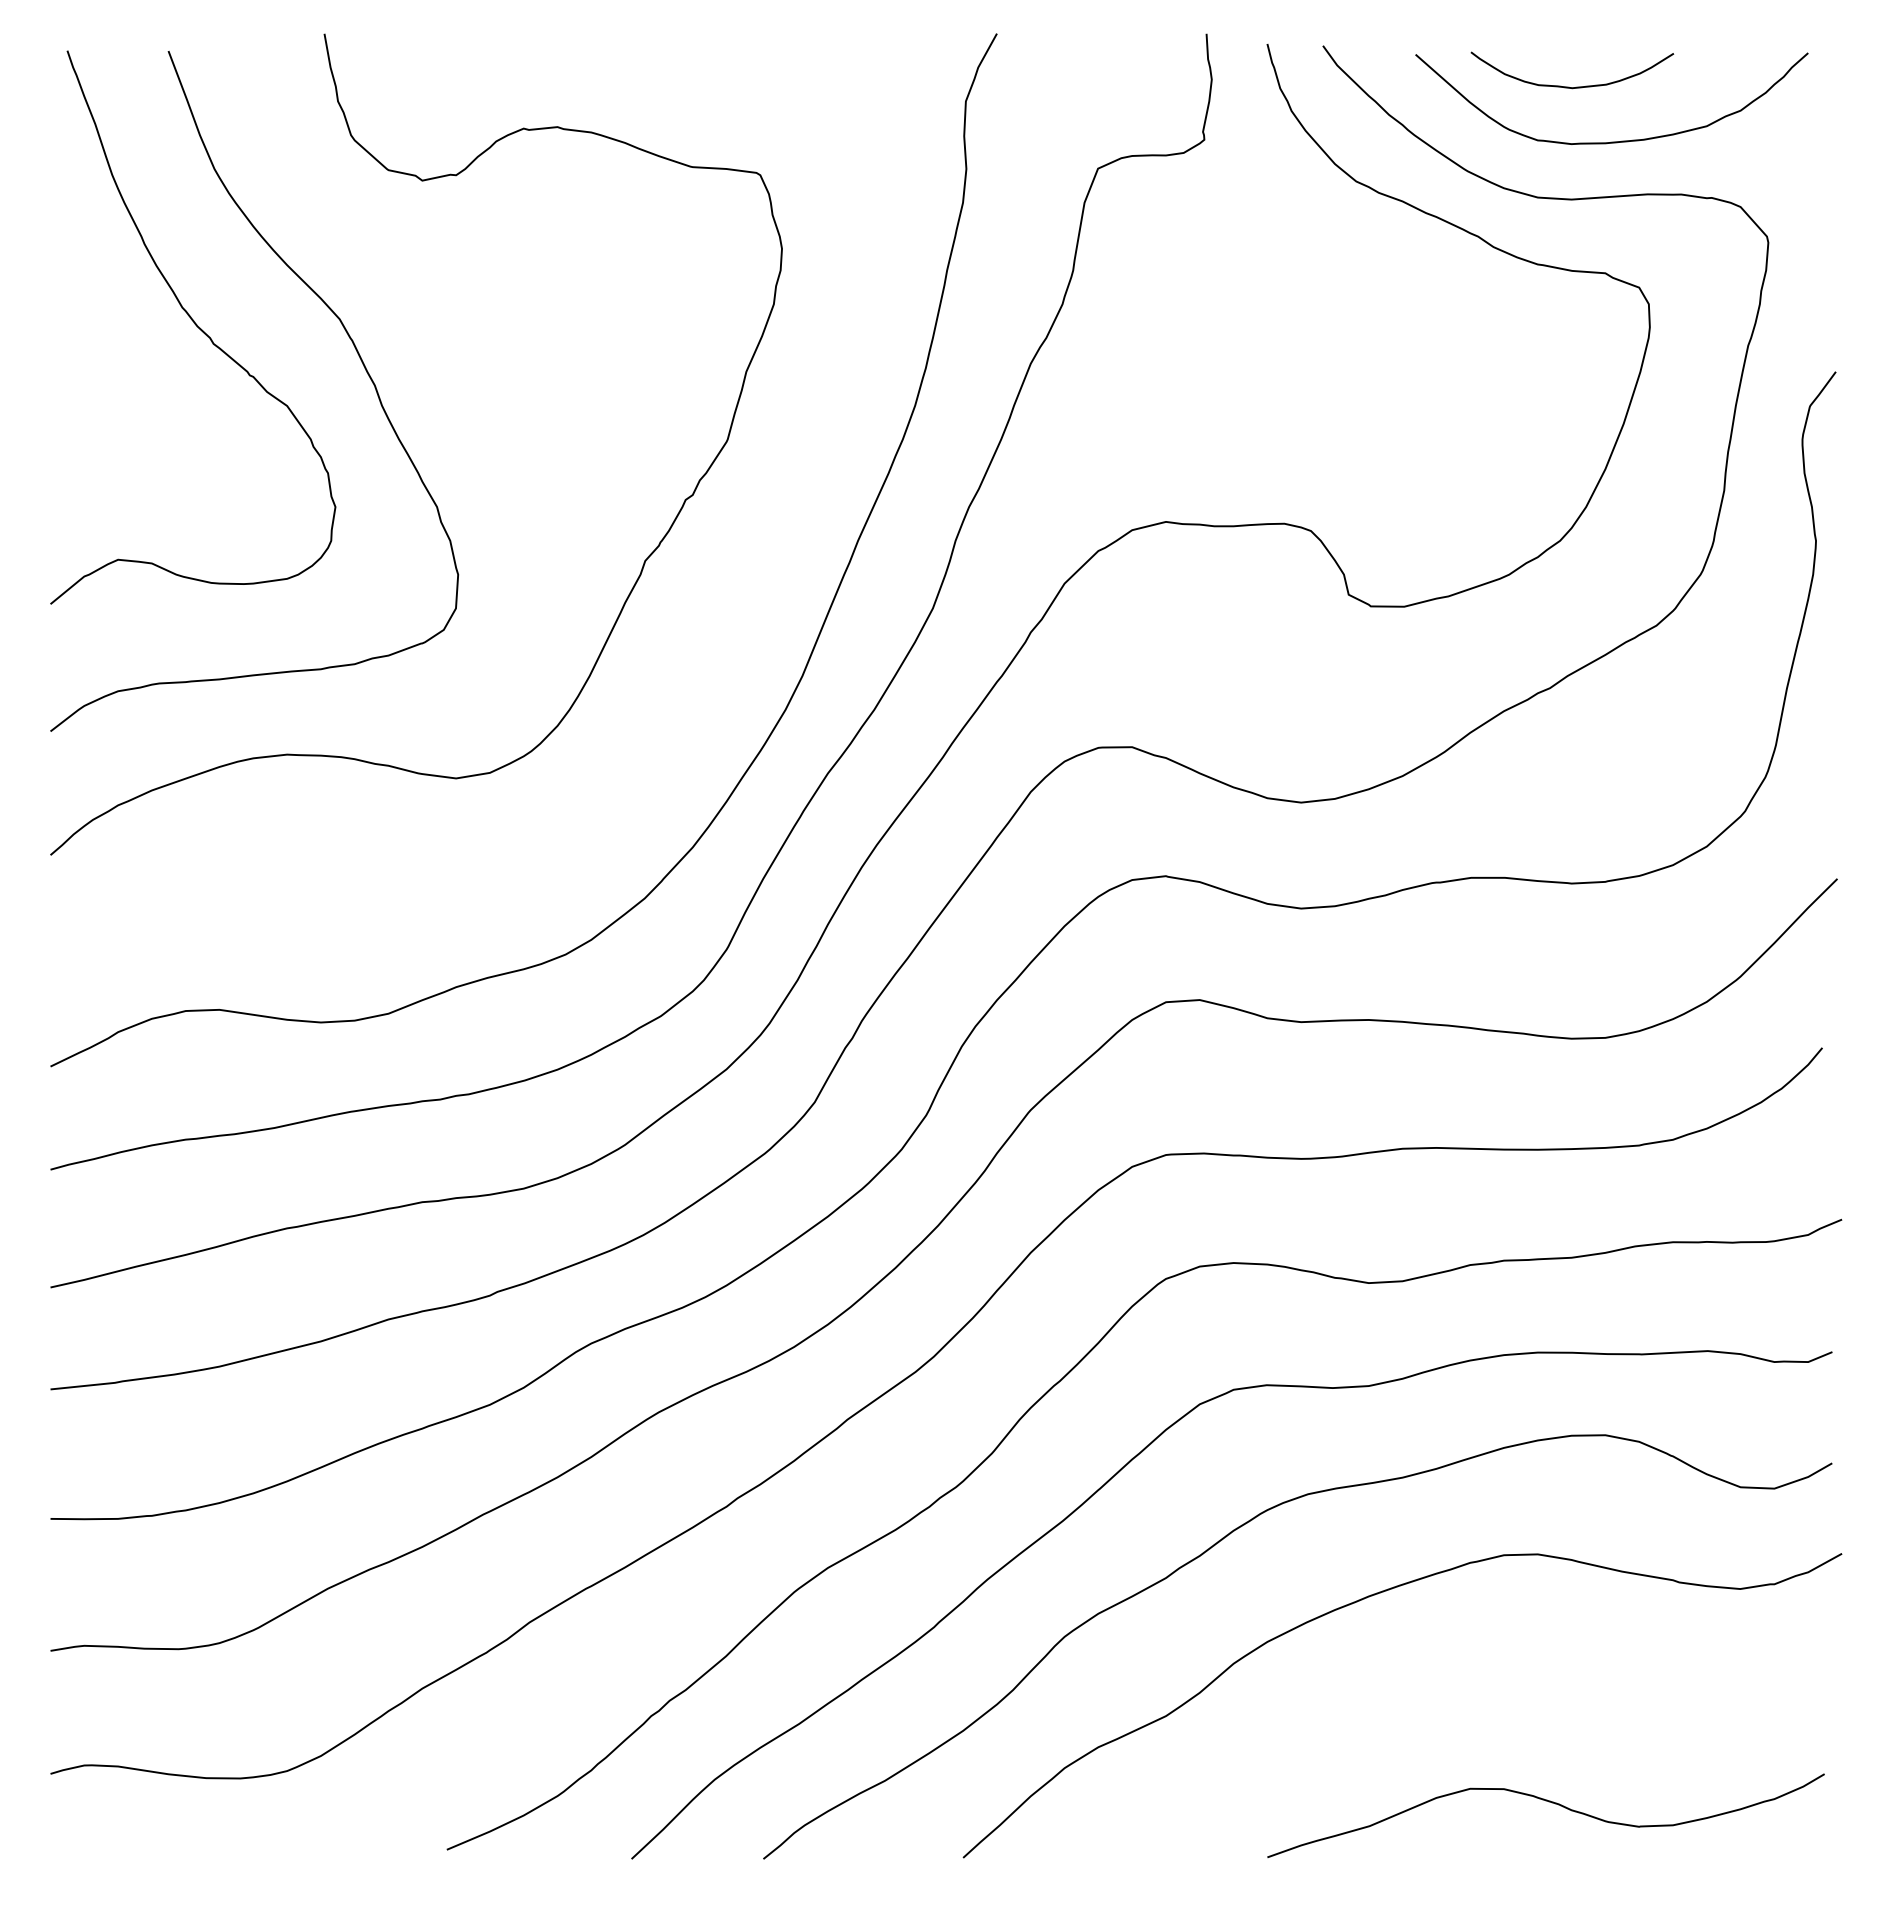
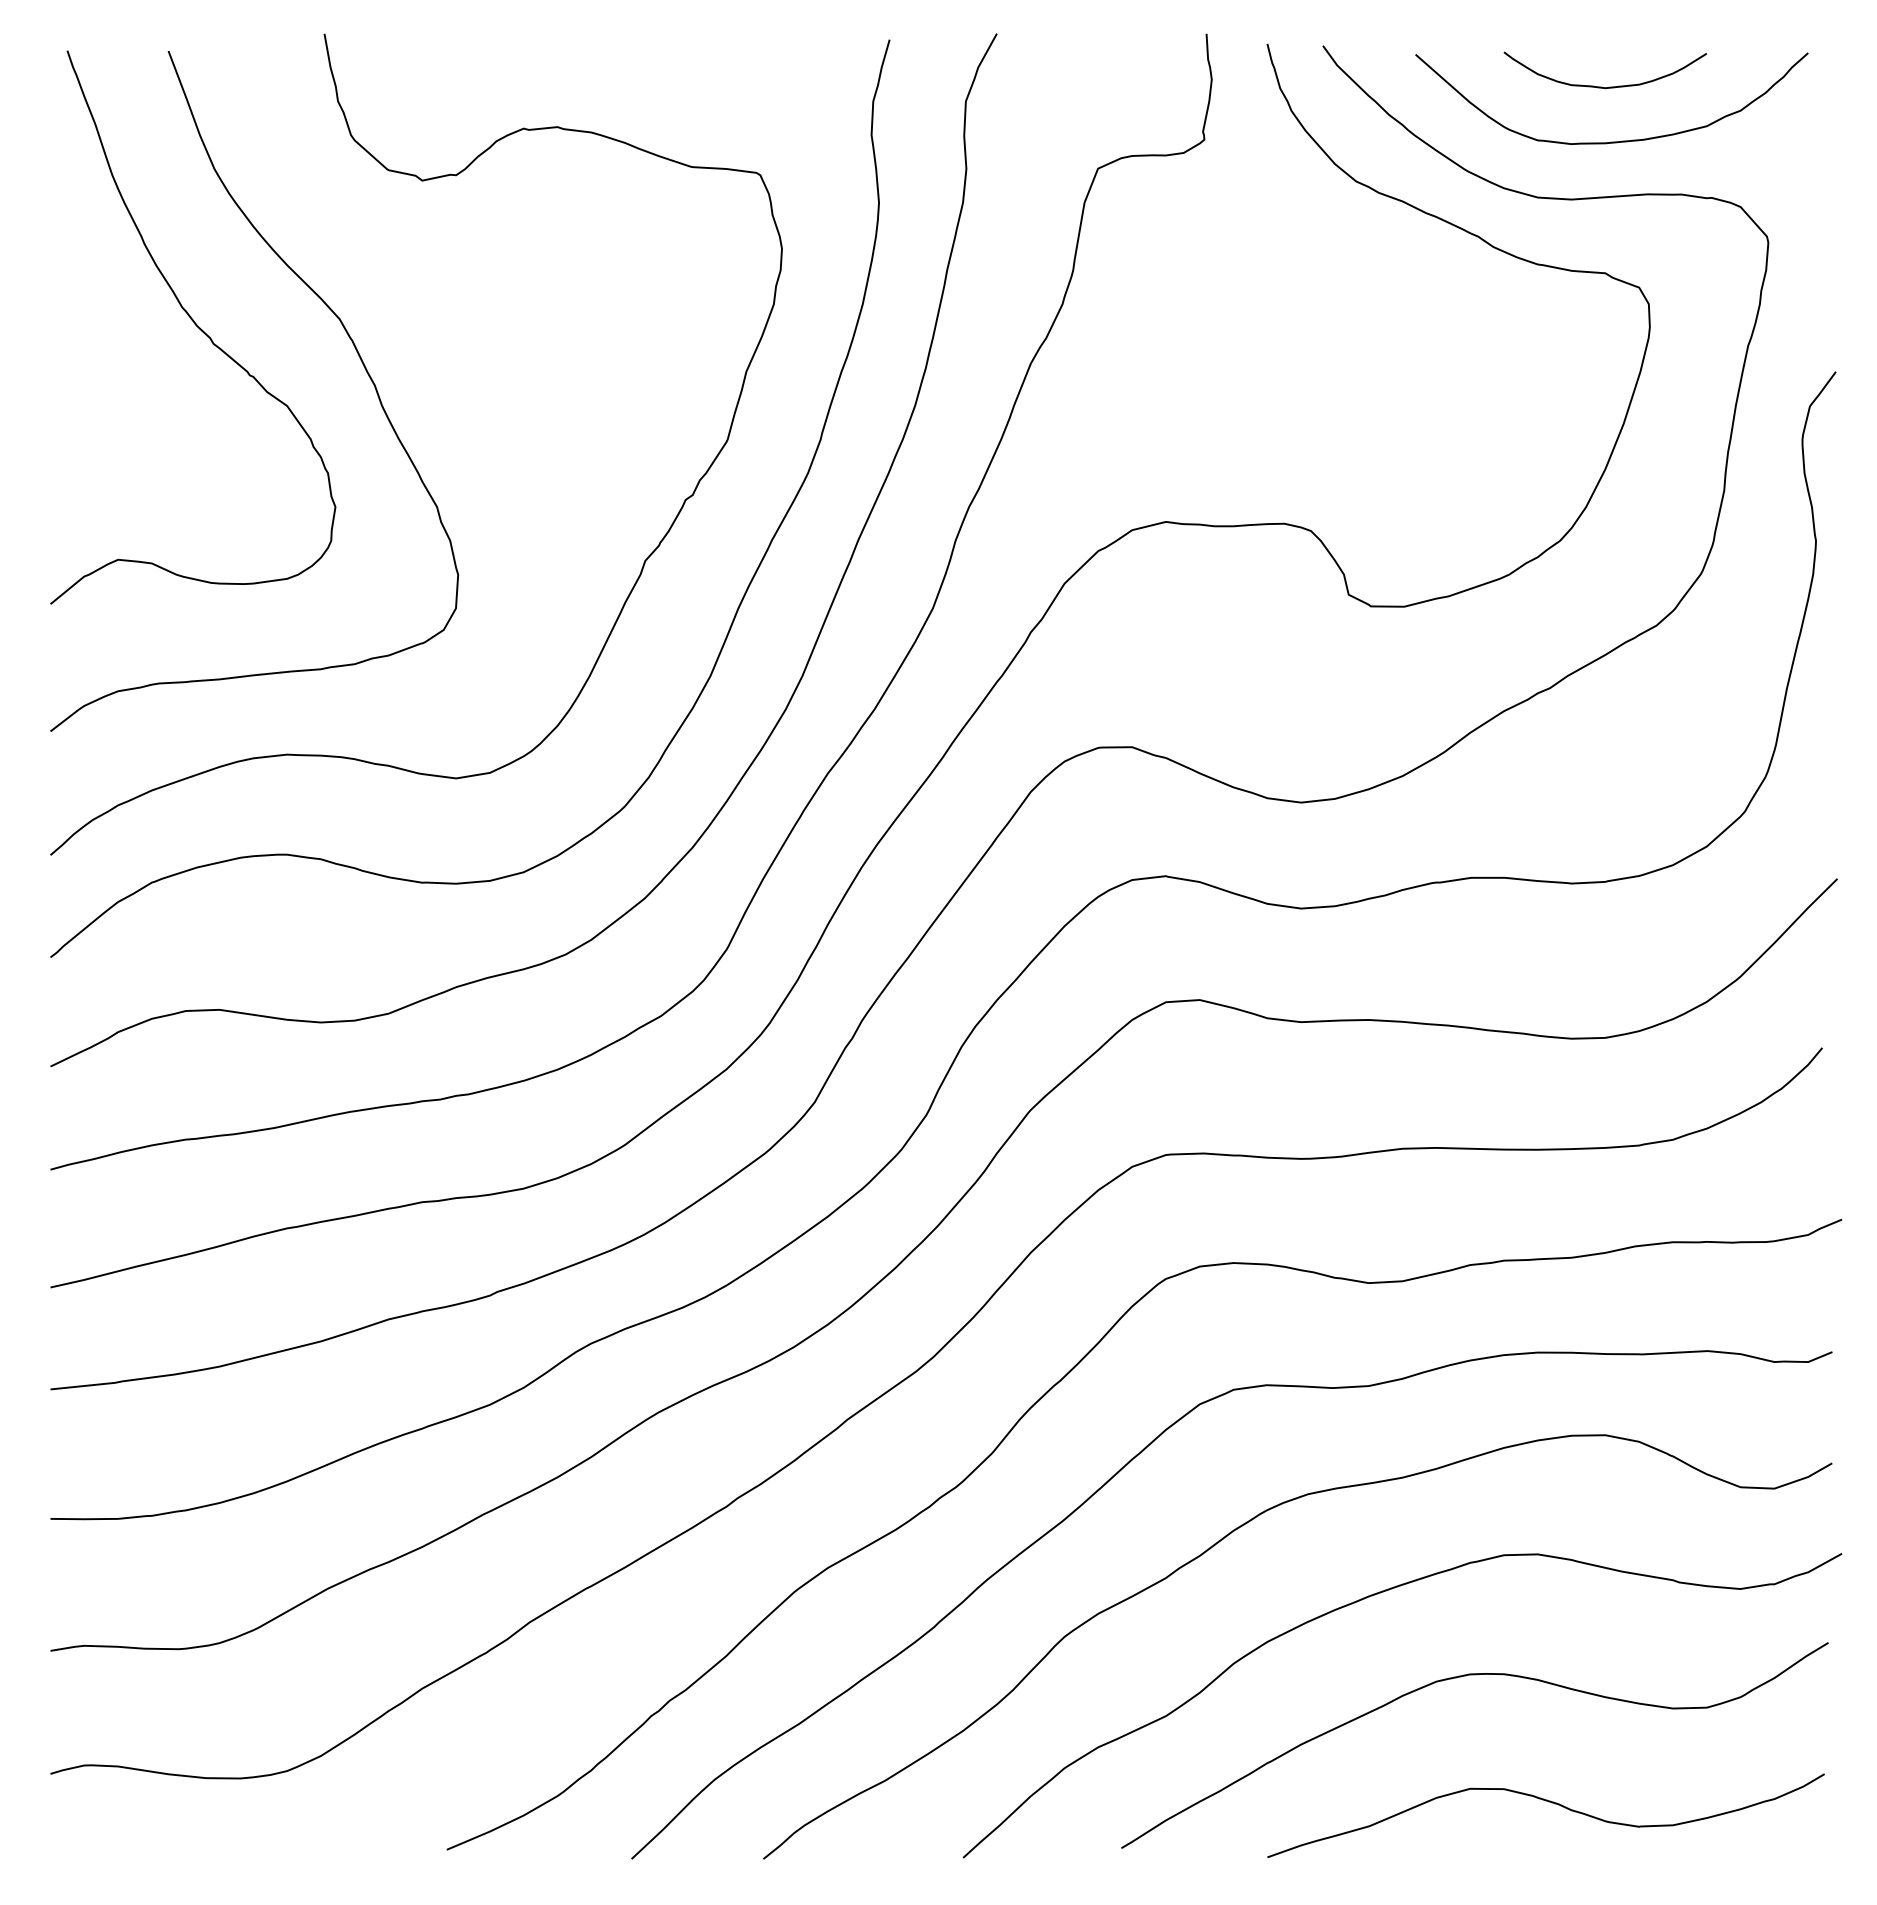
curve position: (1568, 86) -> (1601, 86) (1601, 86)
curve: none -> present (737, 607)
curve: none -> present (1461, 1677)
